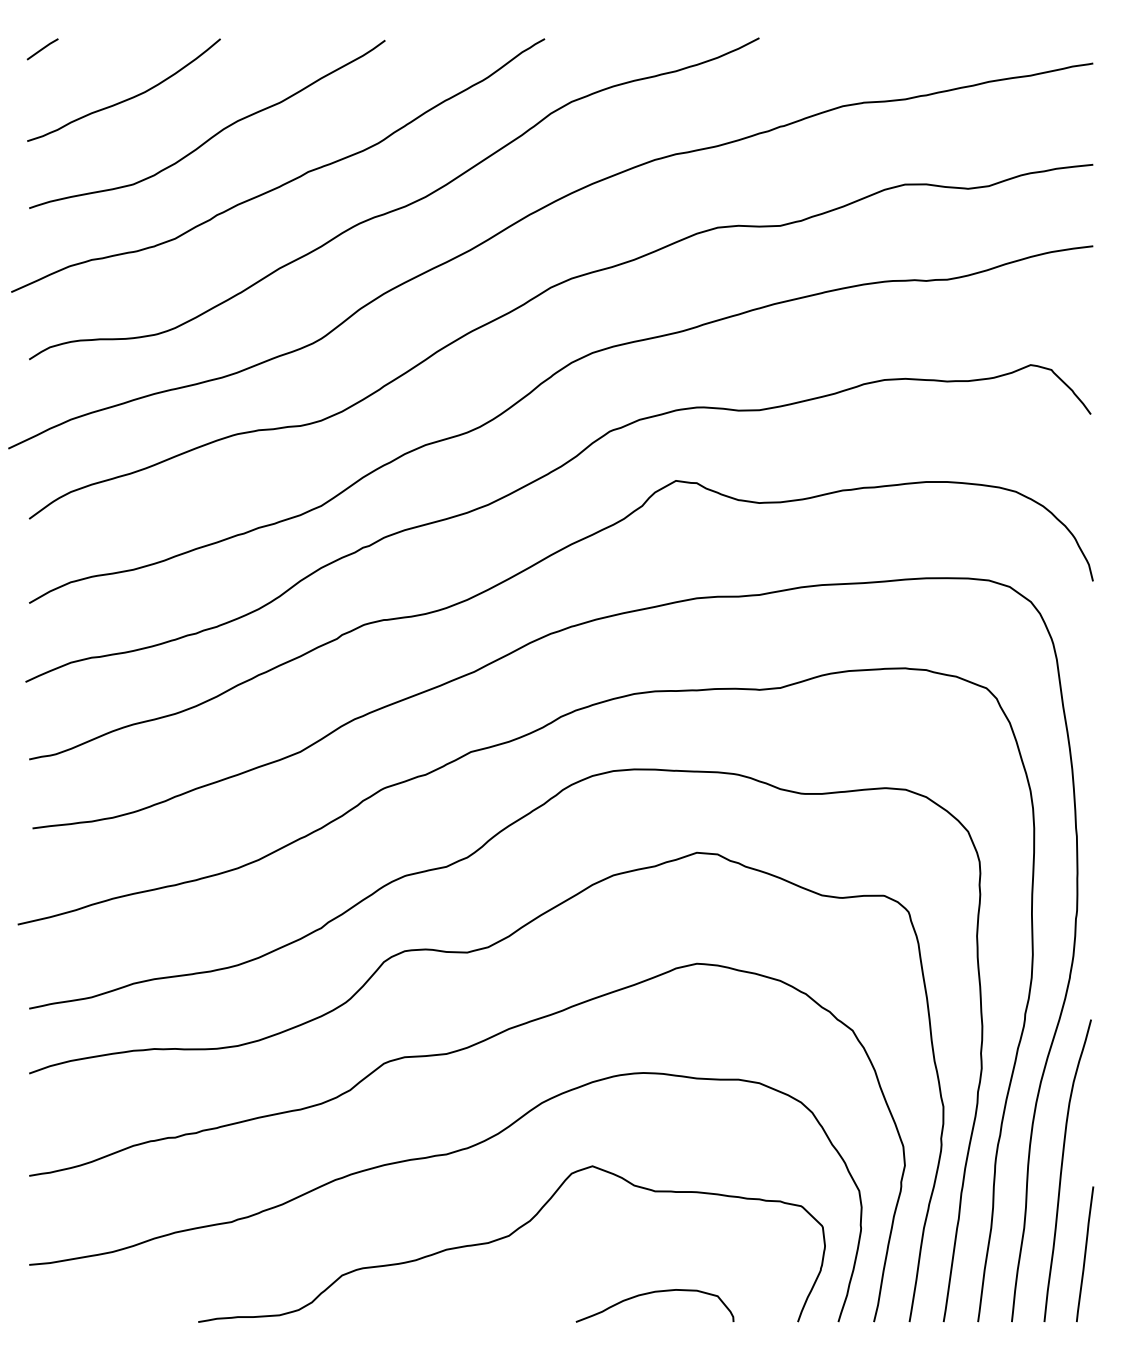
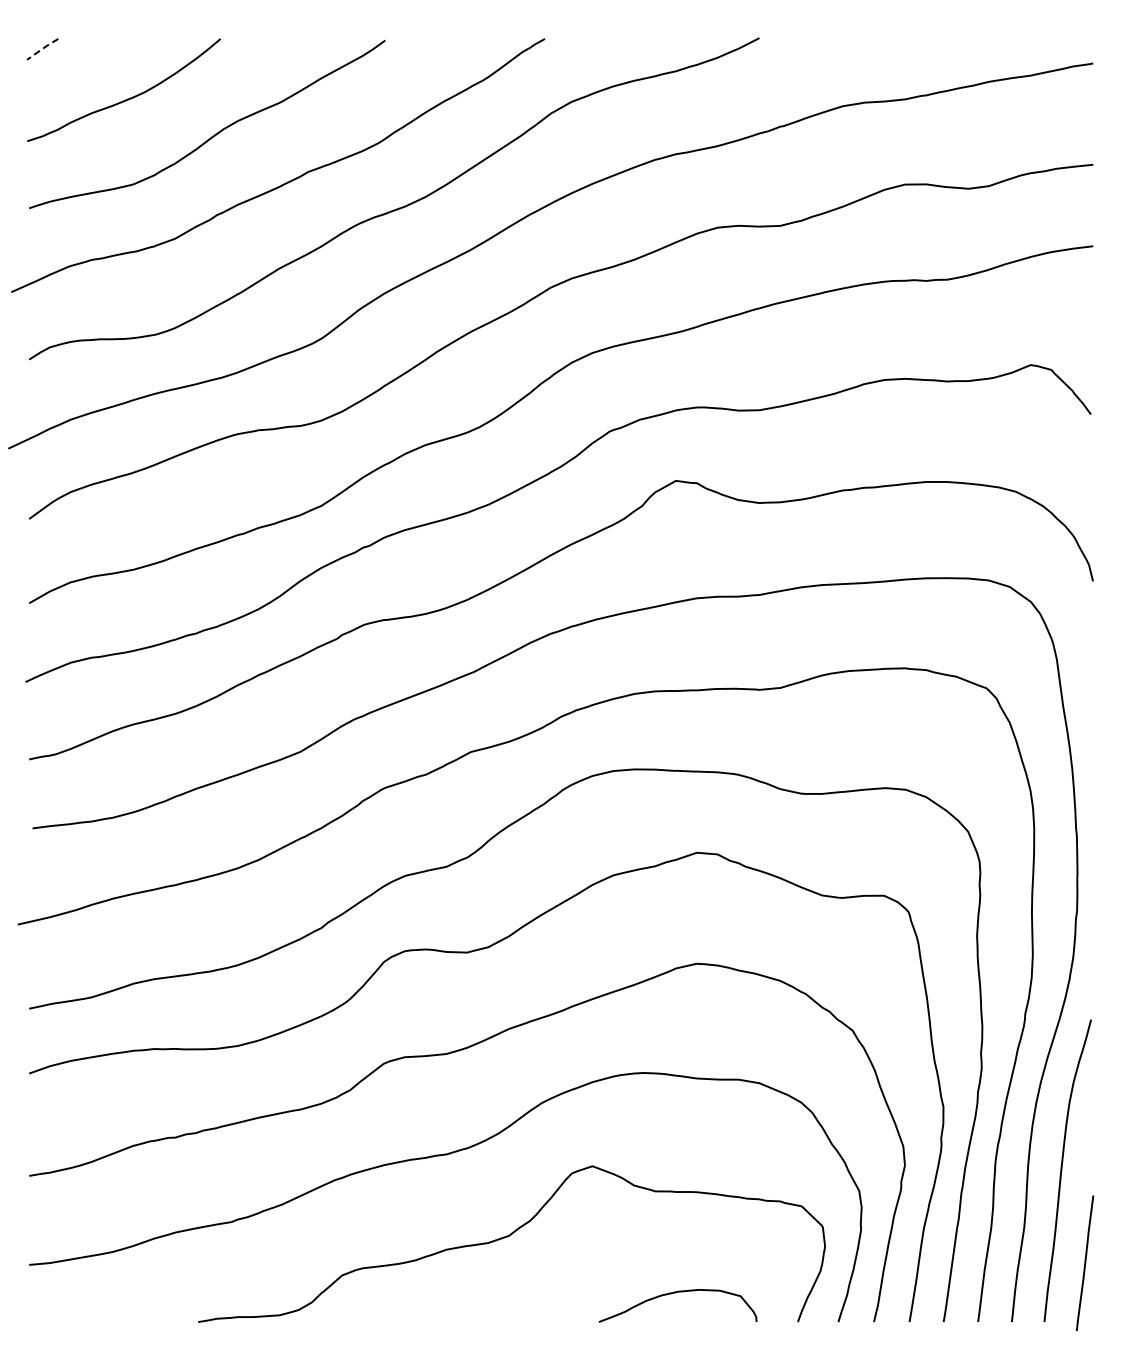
line: solid -> dashed (42, 49)
line position: (1085, 1254) -> (1085, 1263) (1085, 1263)
curve position: (652, 1293) -> (675, 1293) (675, 1293)
